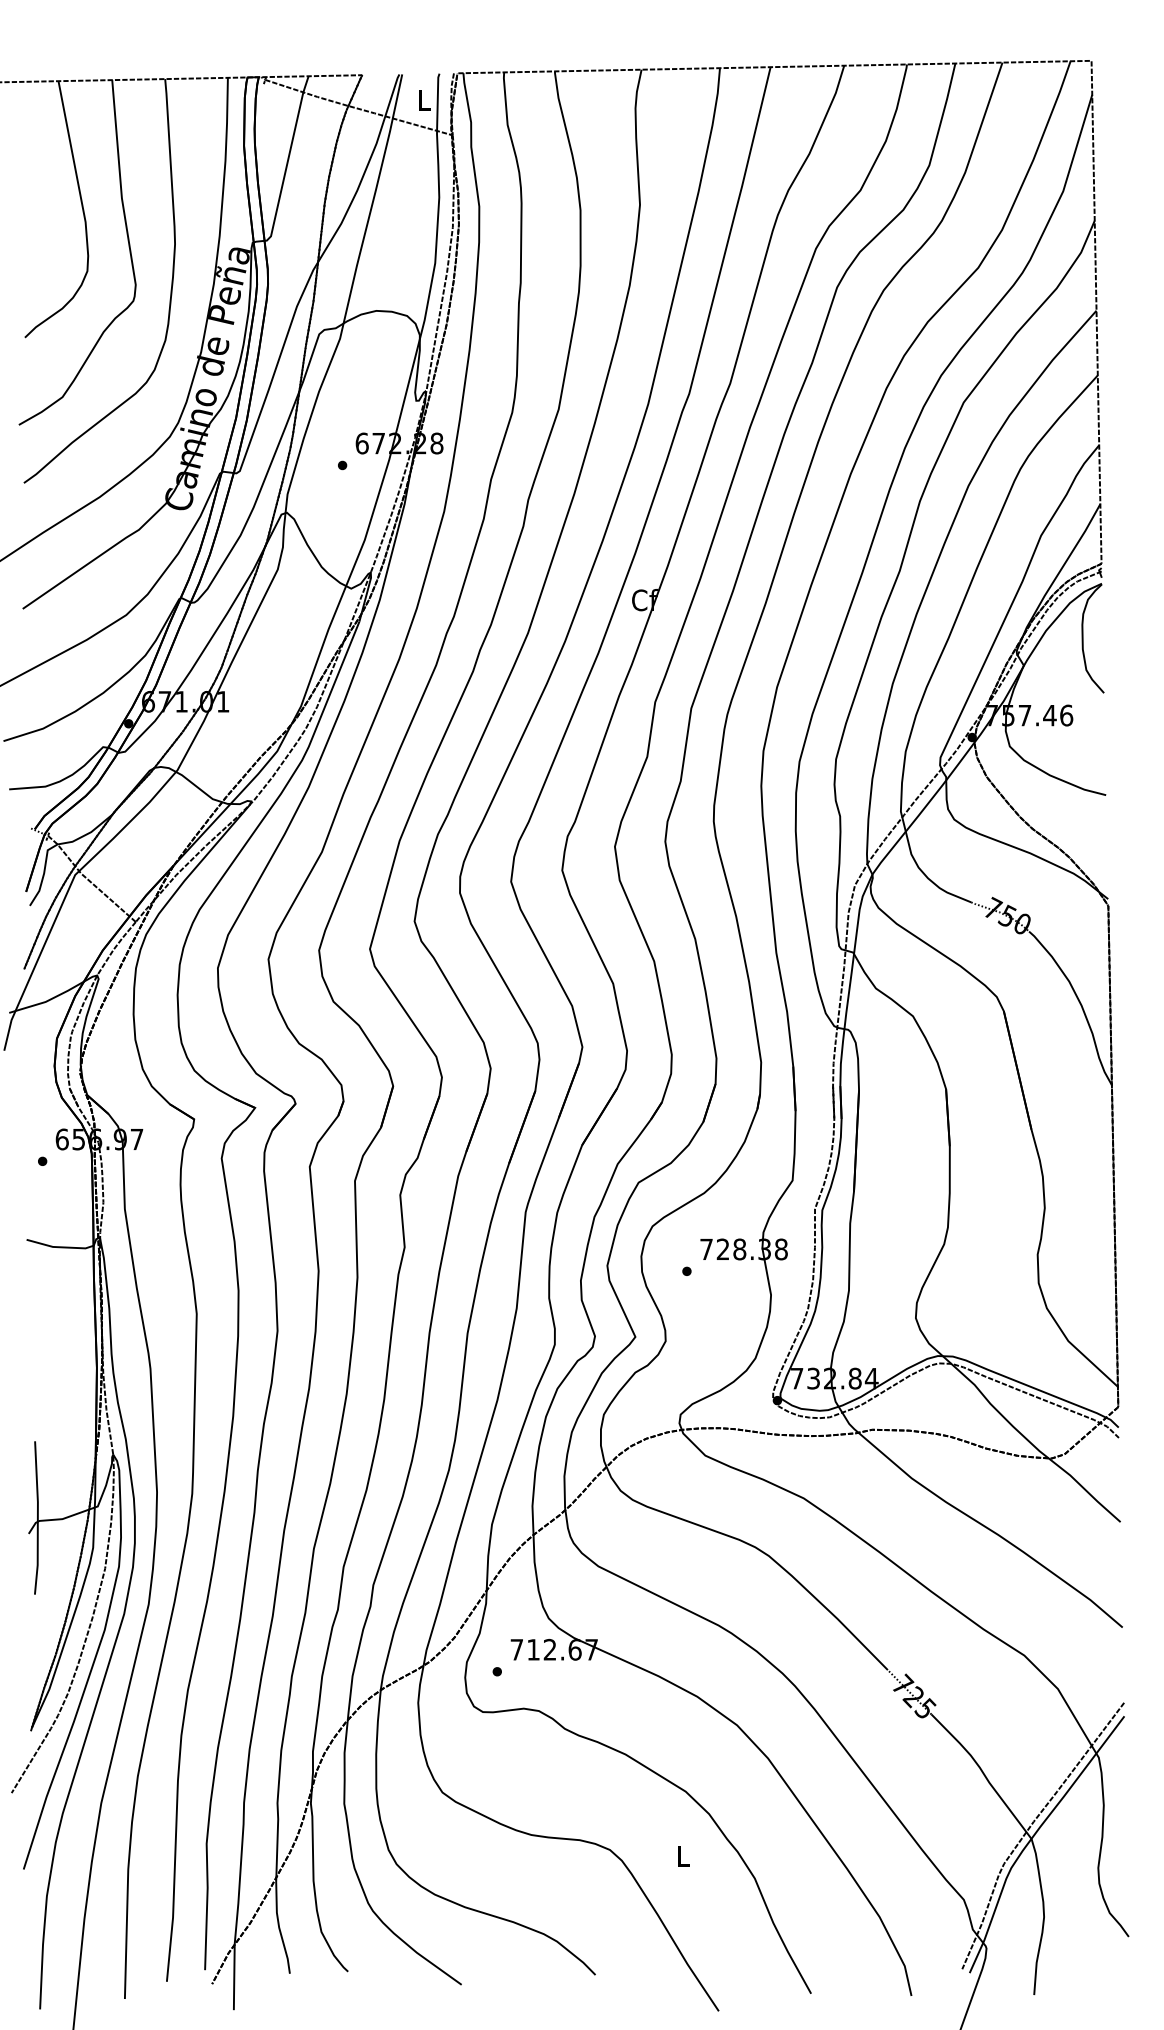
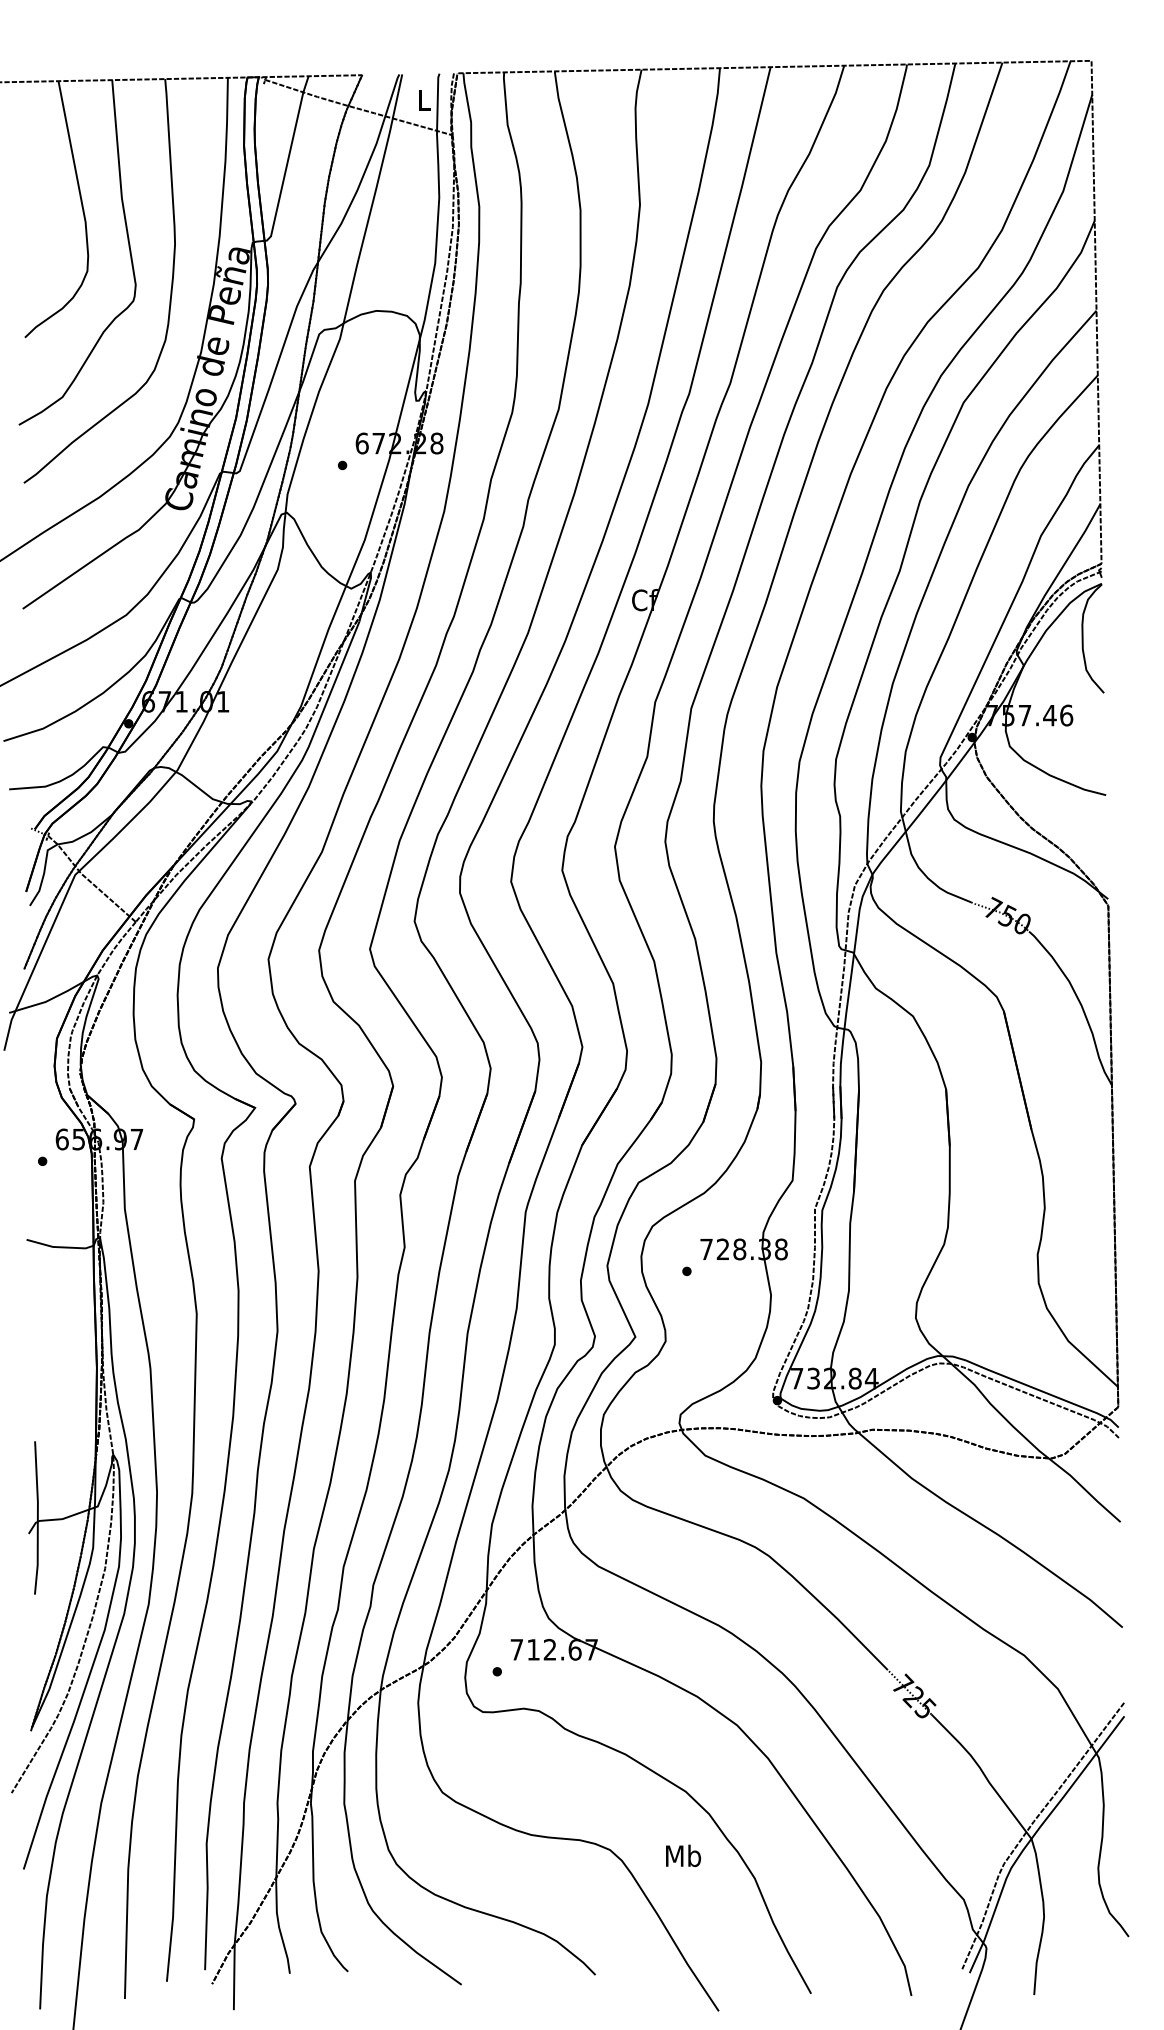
text: L -> Mb (683, 1855)
